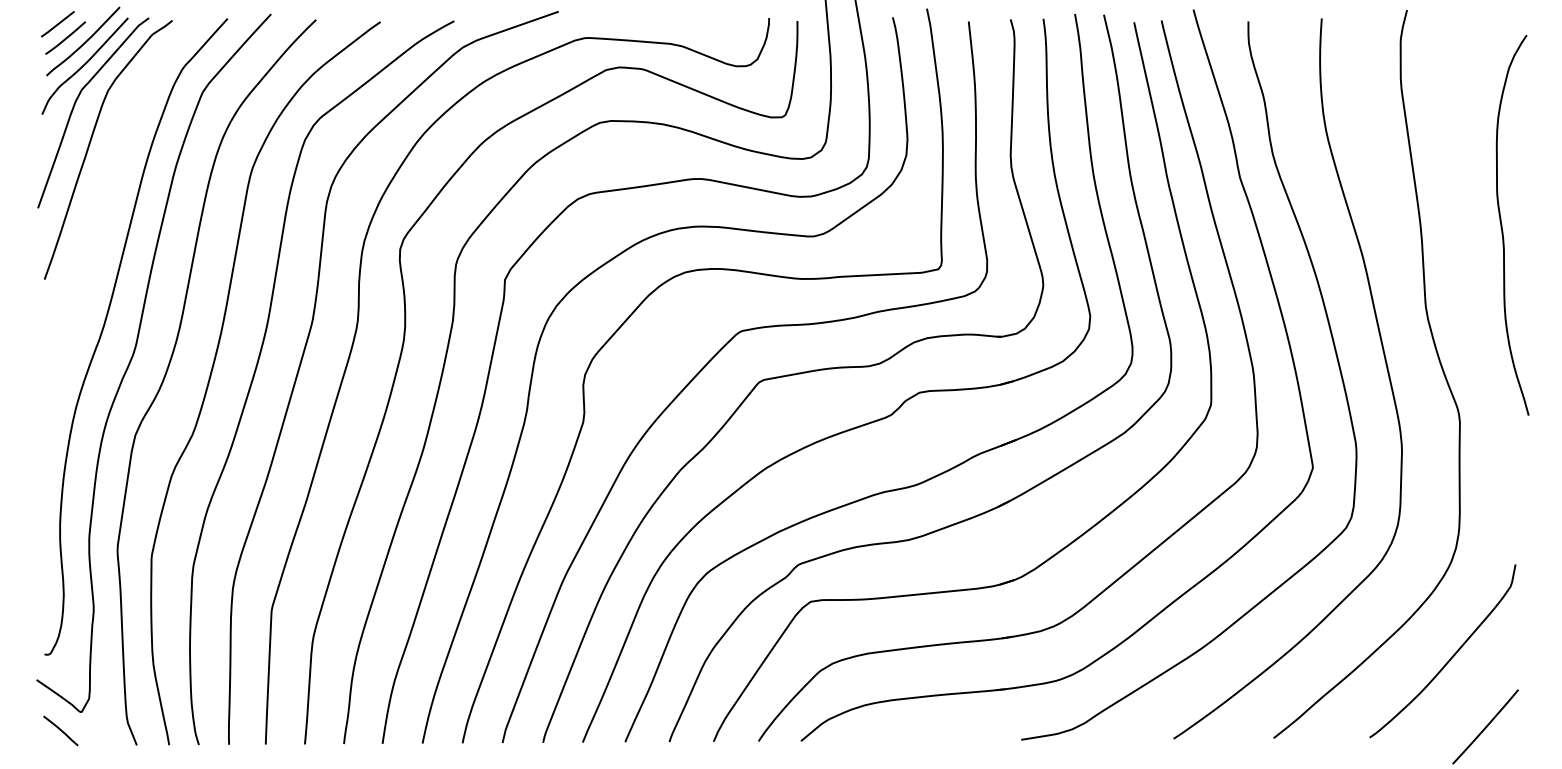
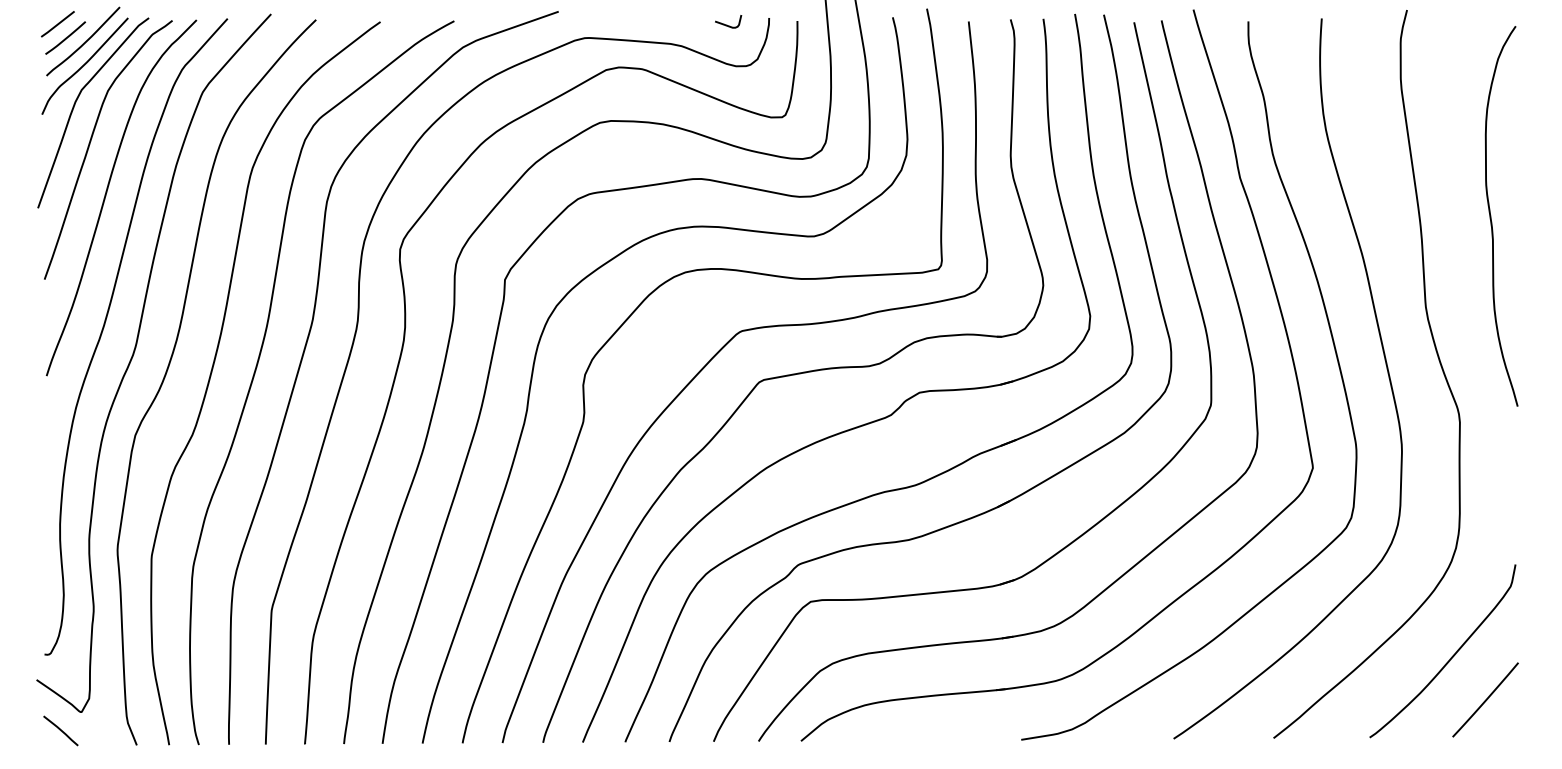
curve: none -> present (727, 24)
curve: none -> present (107, 192)
curve position: (1502, 225) -> (1491, 216) (1491, 216)
line position: (1485, 726) -> (1485, 699) (1485, 699)
